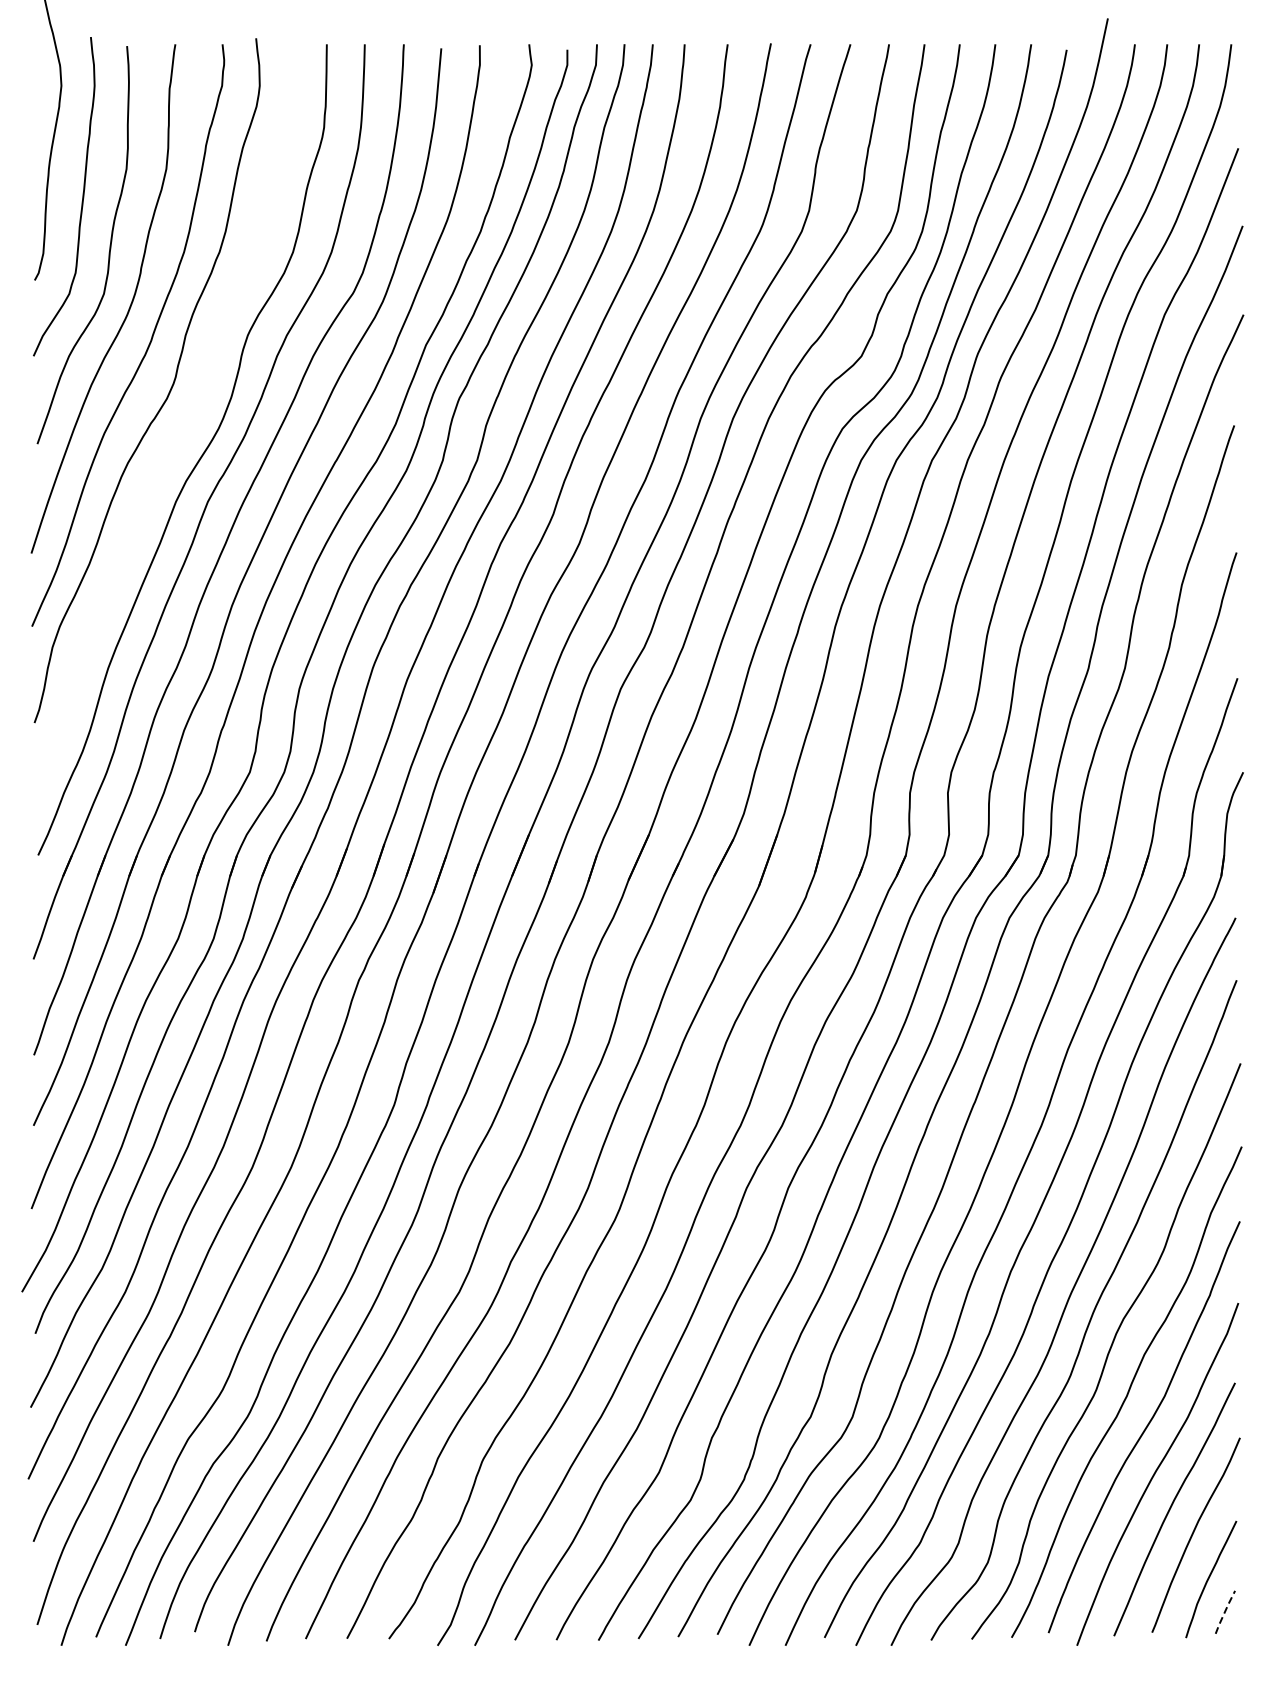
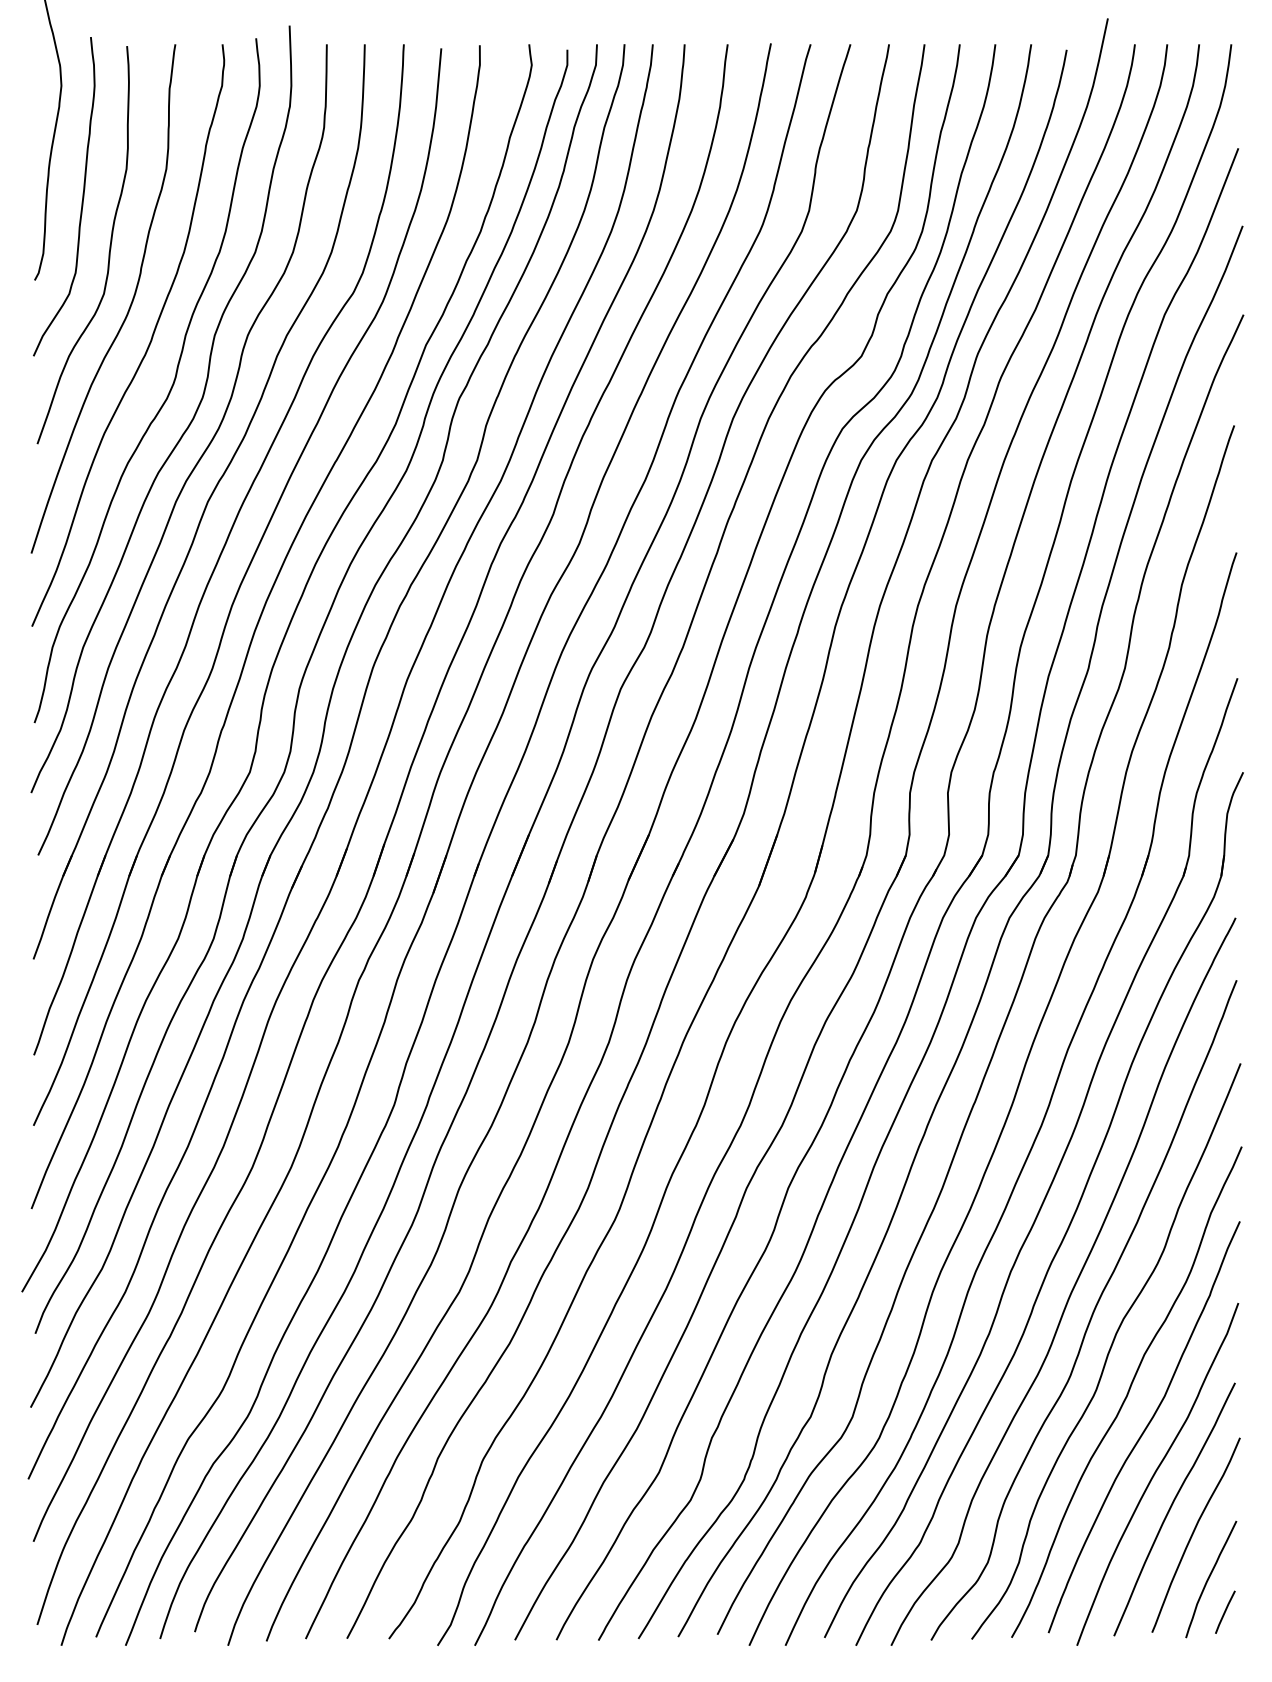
curve: none -> present (188, 424)
line: dashed -> solid (1224, 1612)
